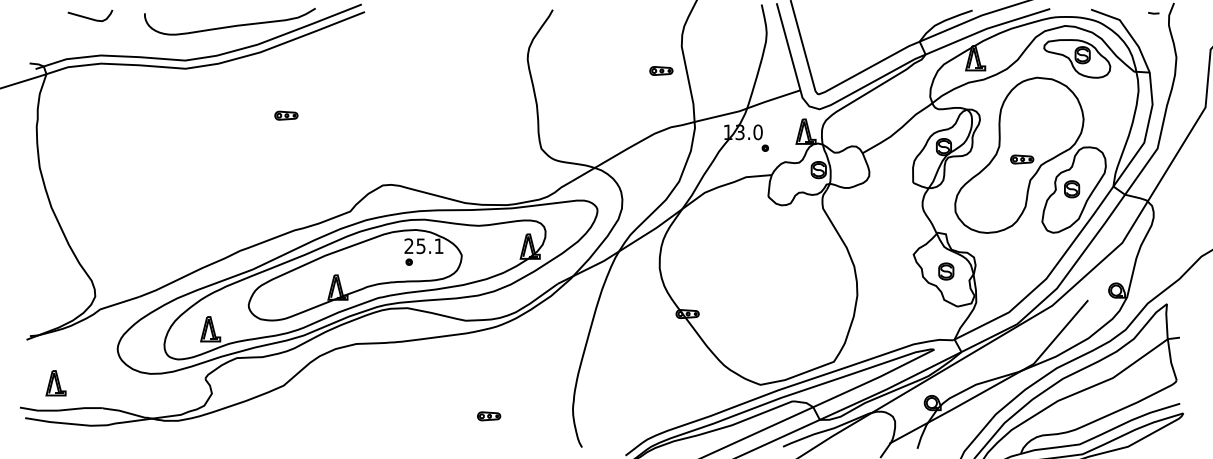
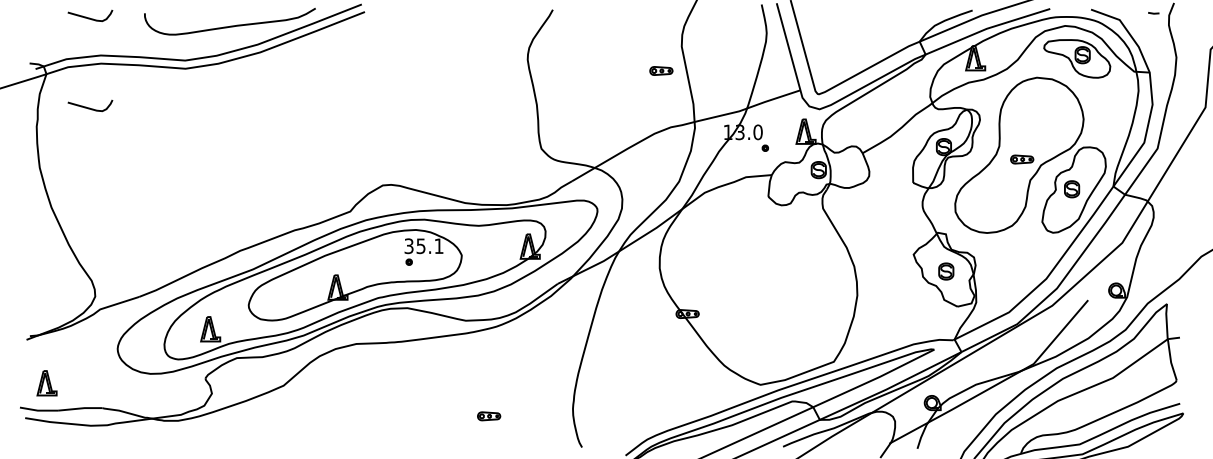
curve: none -> present (89, 107)
part: present -> none (286, 115)
text: 25.1 -> 35.1 (408, 246)
part position: (55, 383) -> (46, 383) (46, 383)
